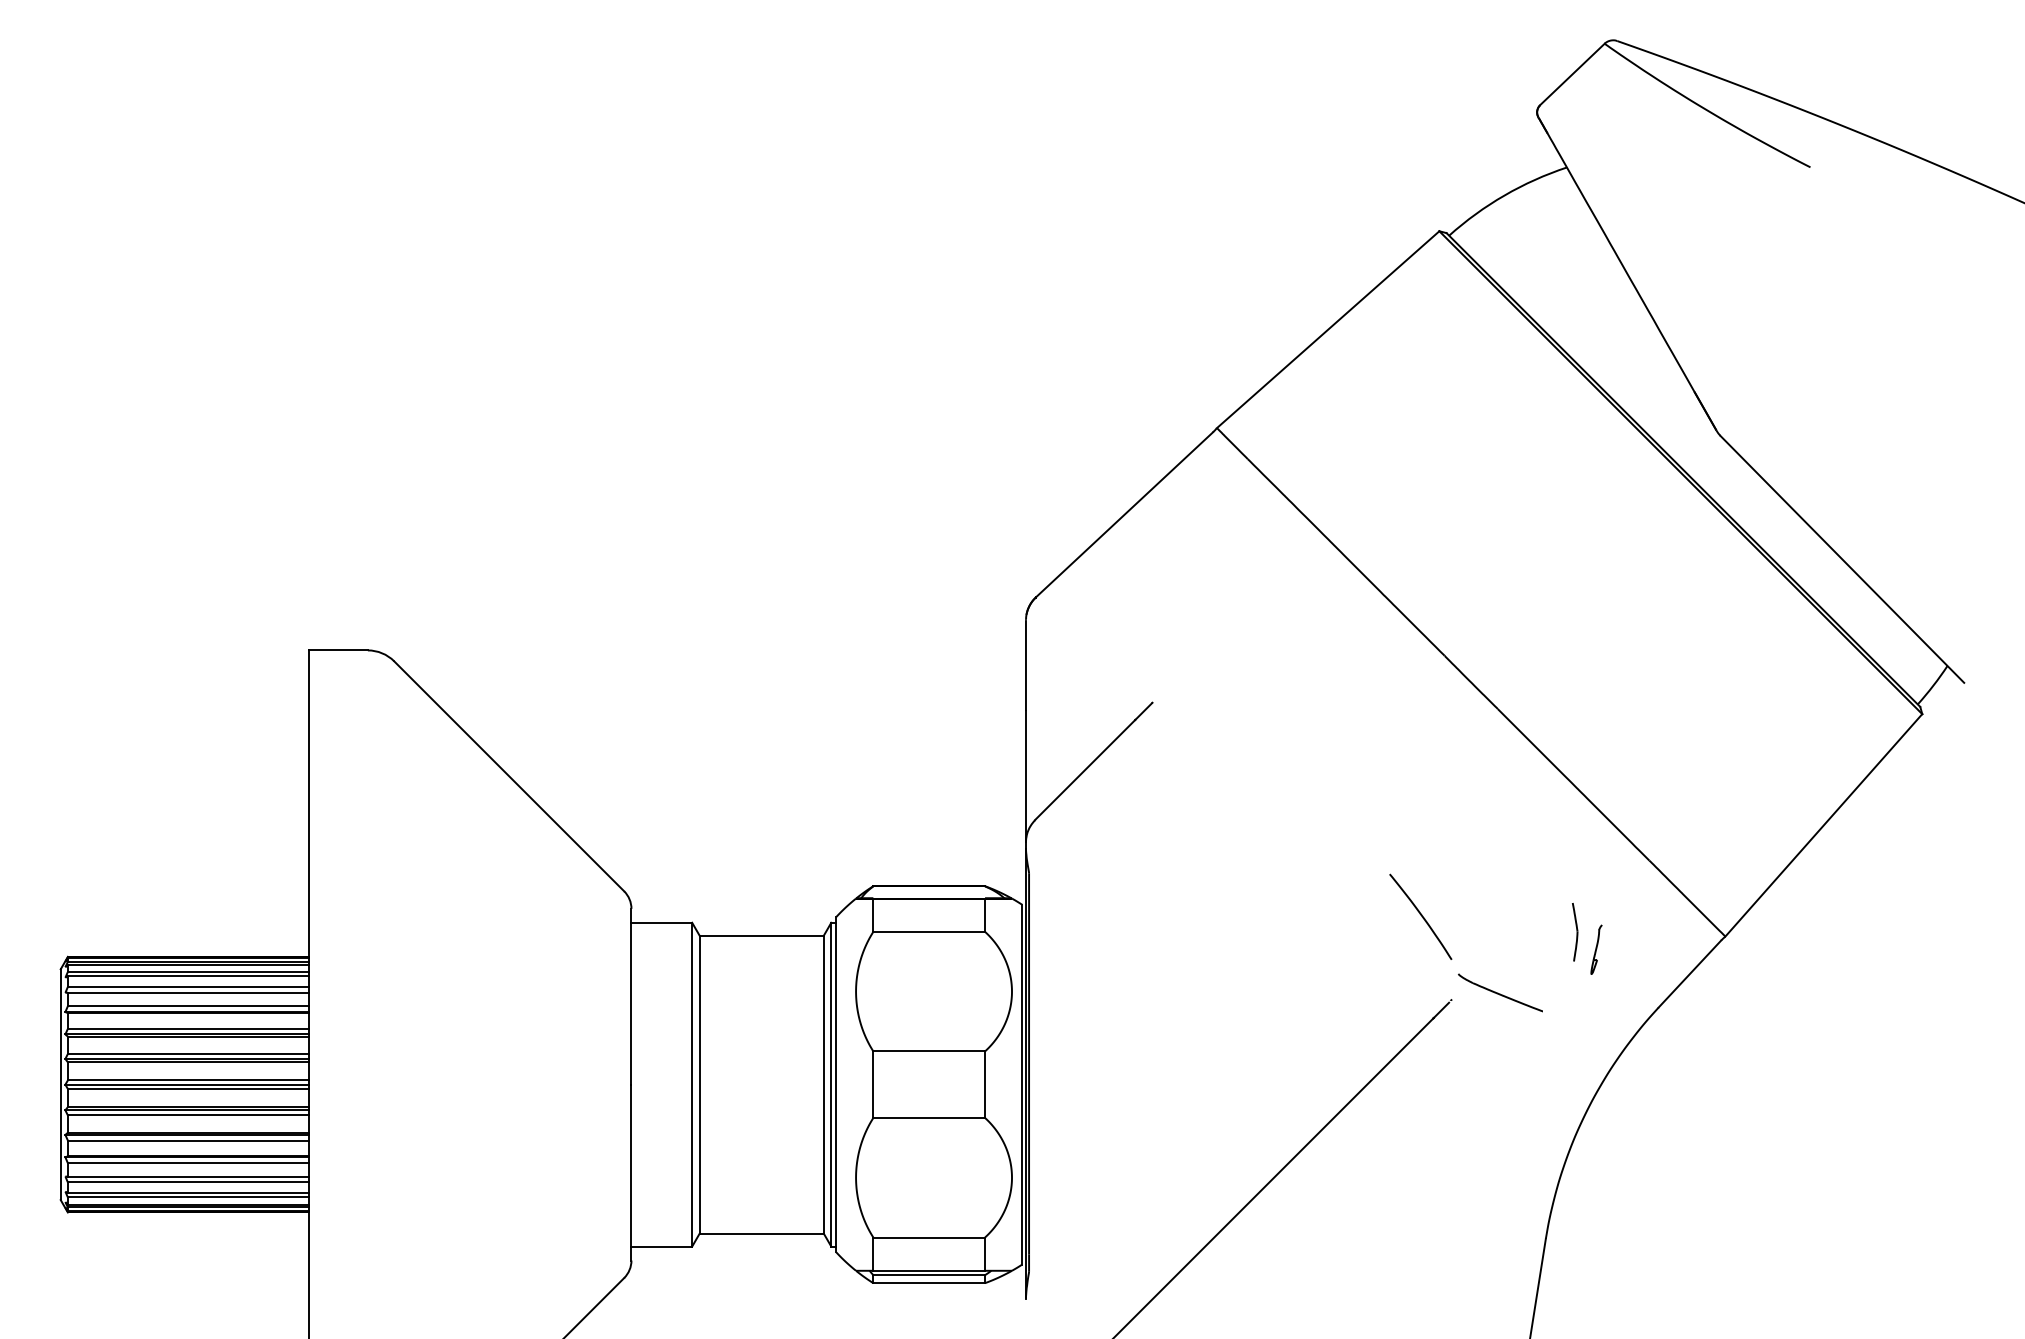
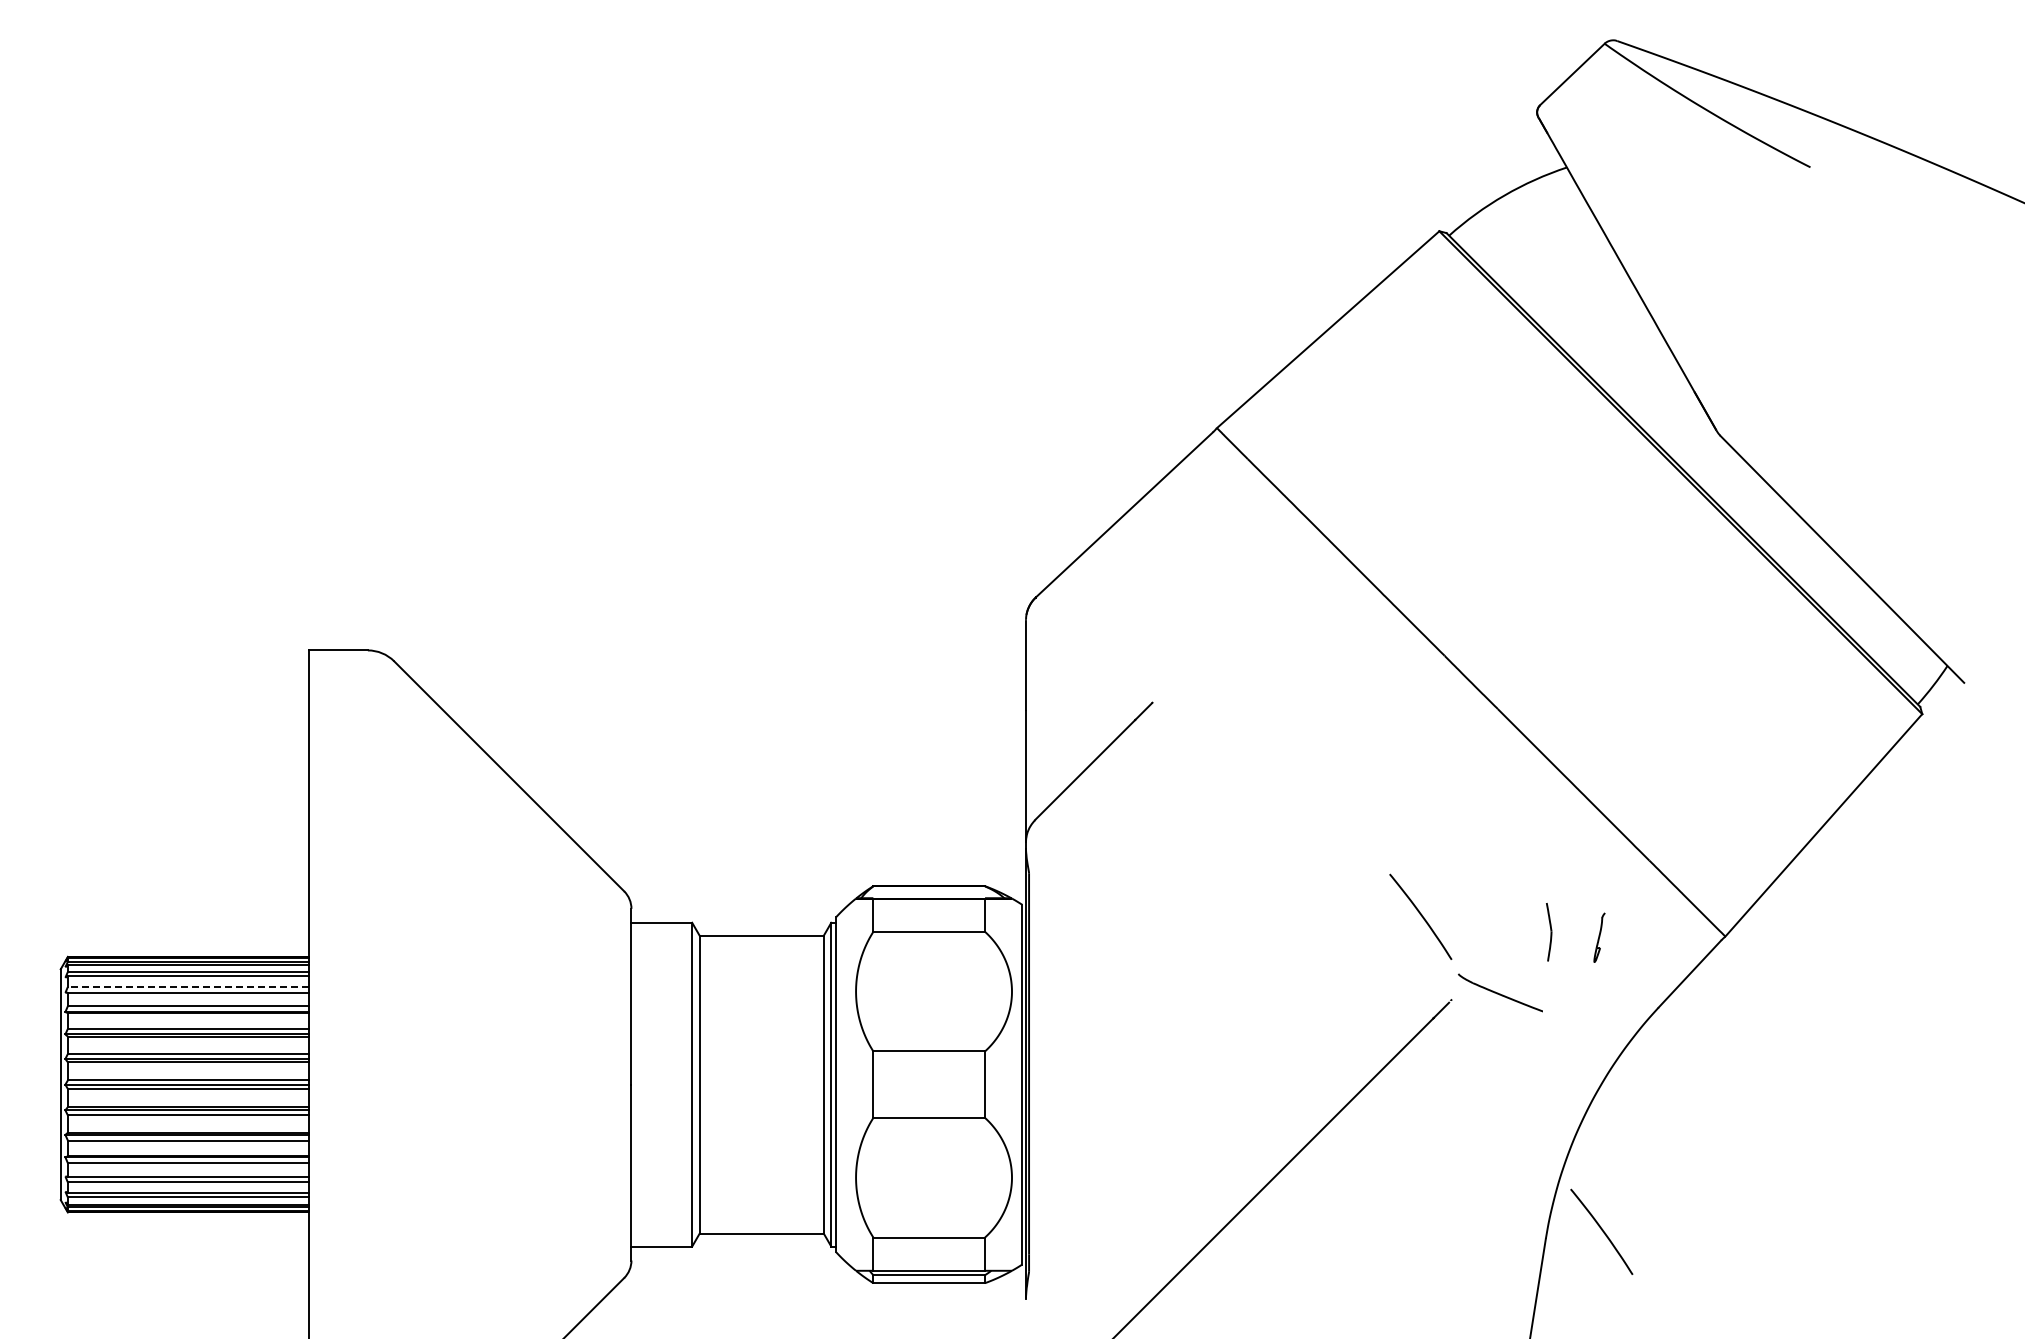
part position: (1575, 932) -> (1549, 932) (1549, 932)
part position: (1596, 949) -> (1599, 937) (1599, 937)
line: solid -> dashed (187, 986)
curve: none -> present (1601, 1230)
